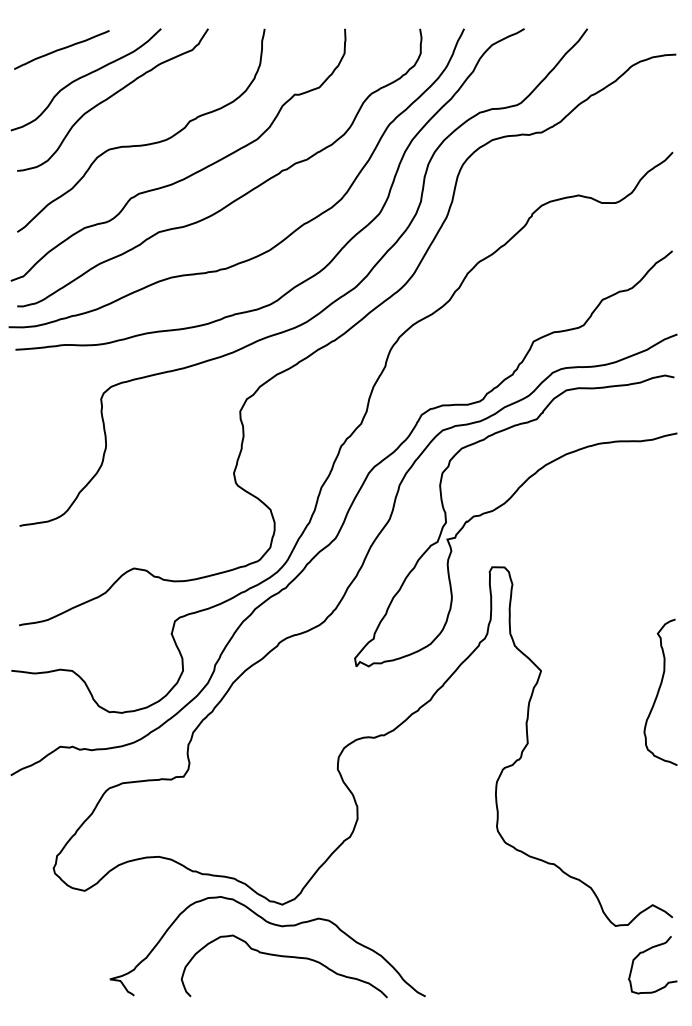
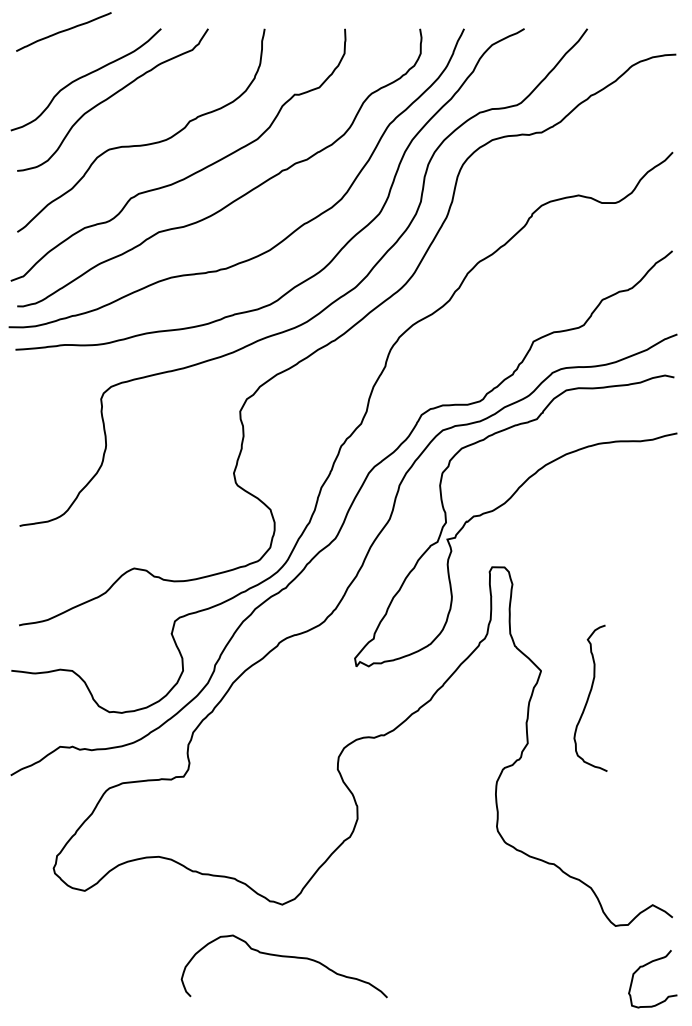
curve position: (61, 49) -> (63, 31) (63, 31)
curve position: (659, 691) -> (589, 697) (589, 697)
curve: present -> none (273, 925)
curve position: (643, 953) -> (643, 967) (643, 967)
